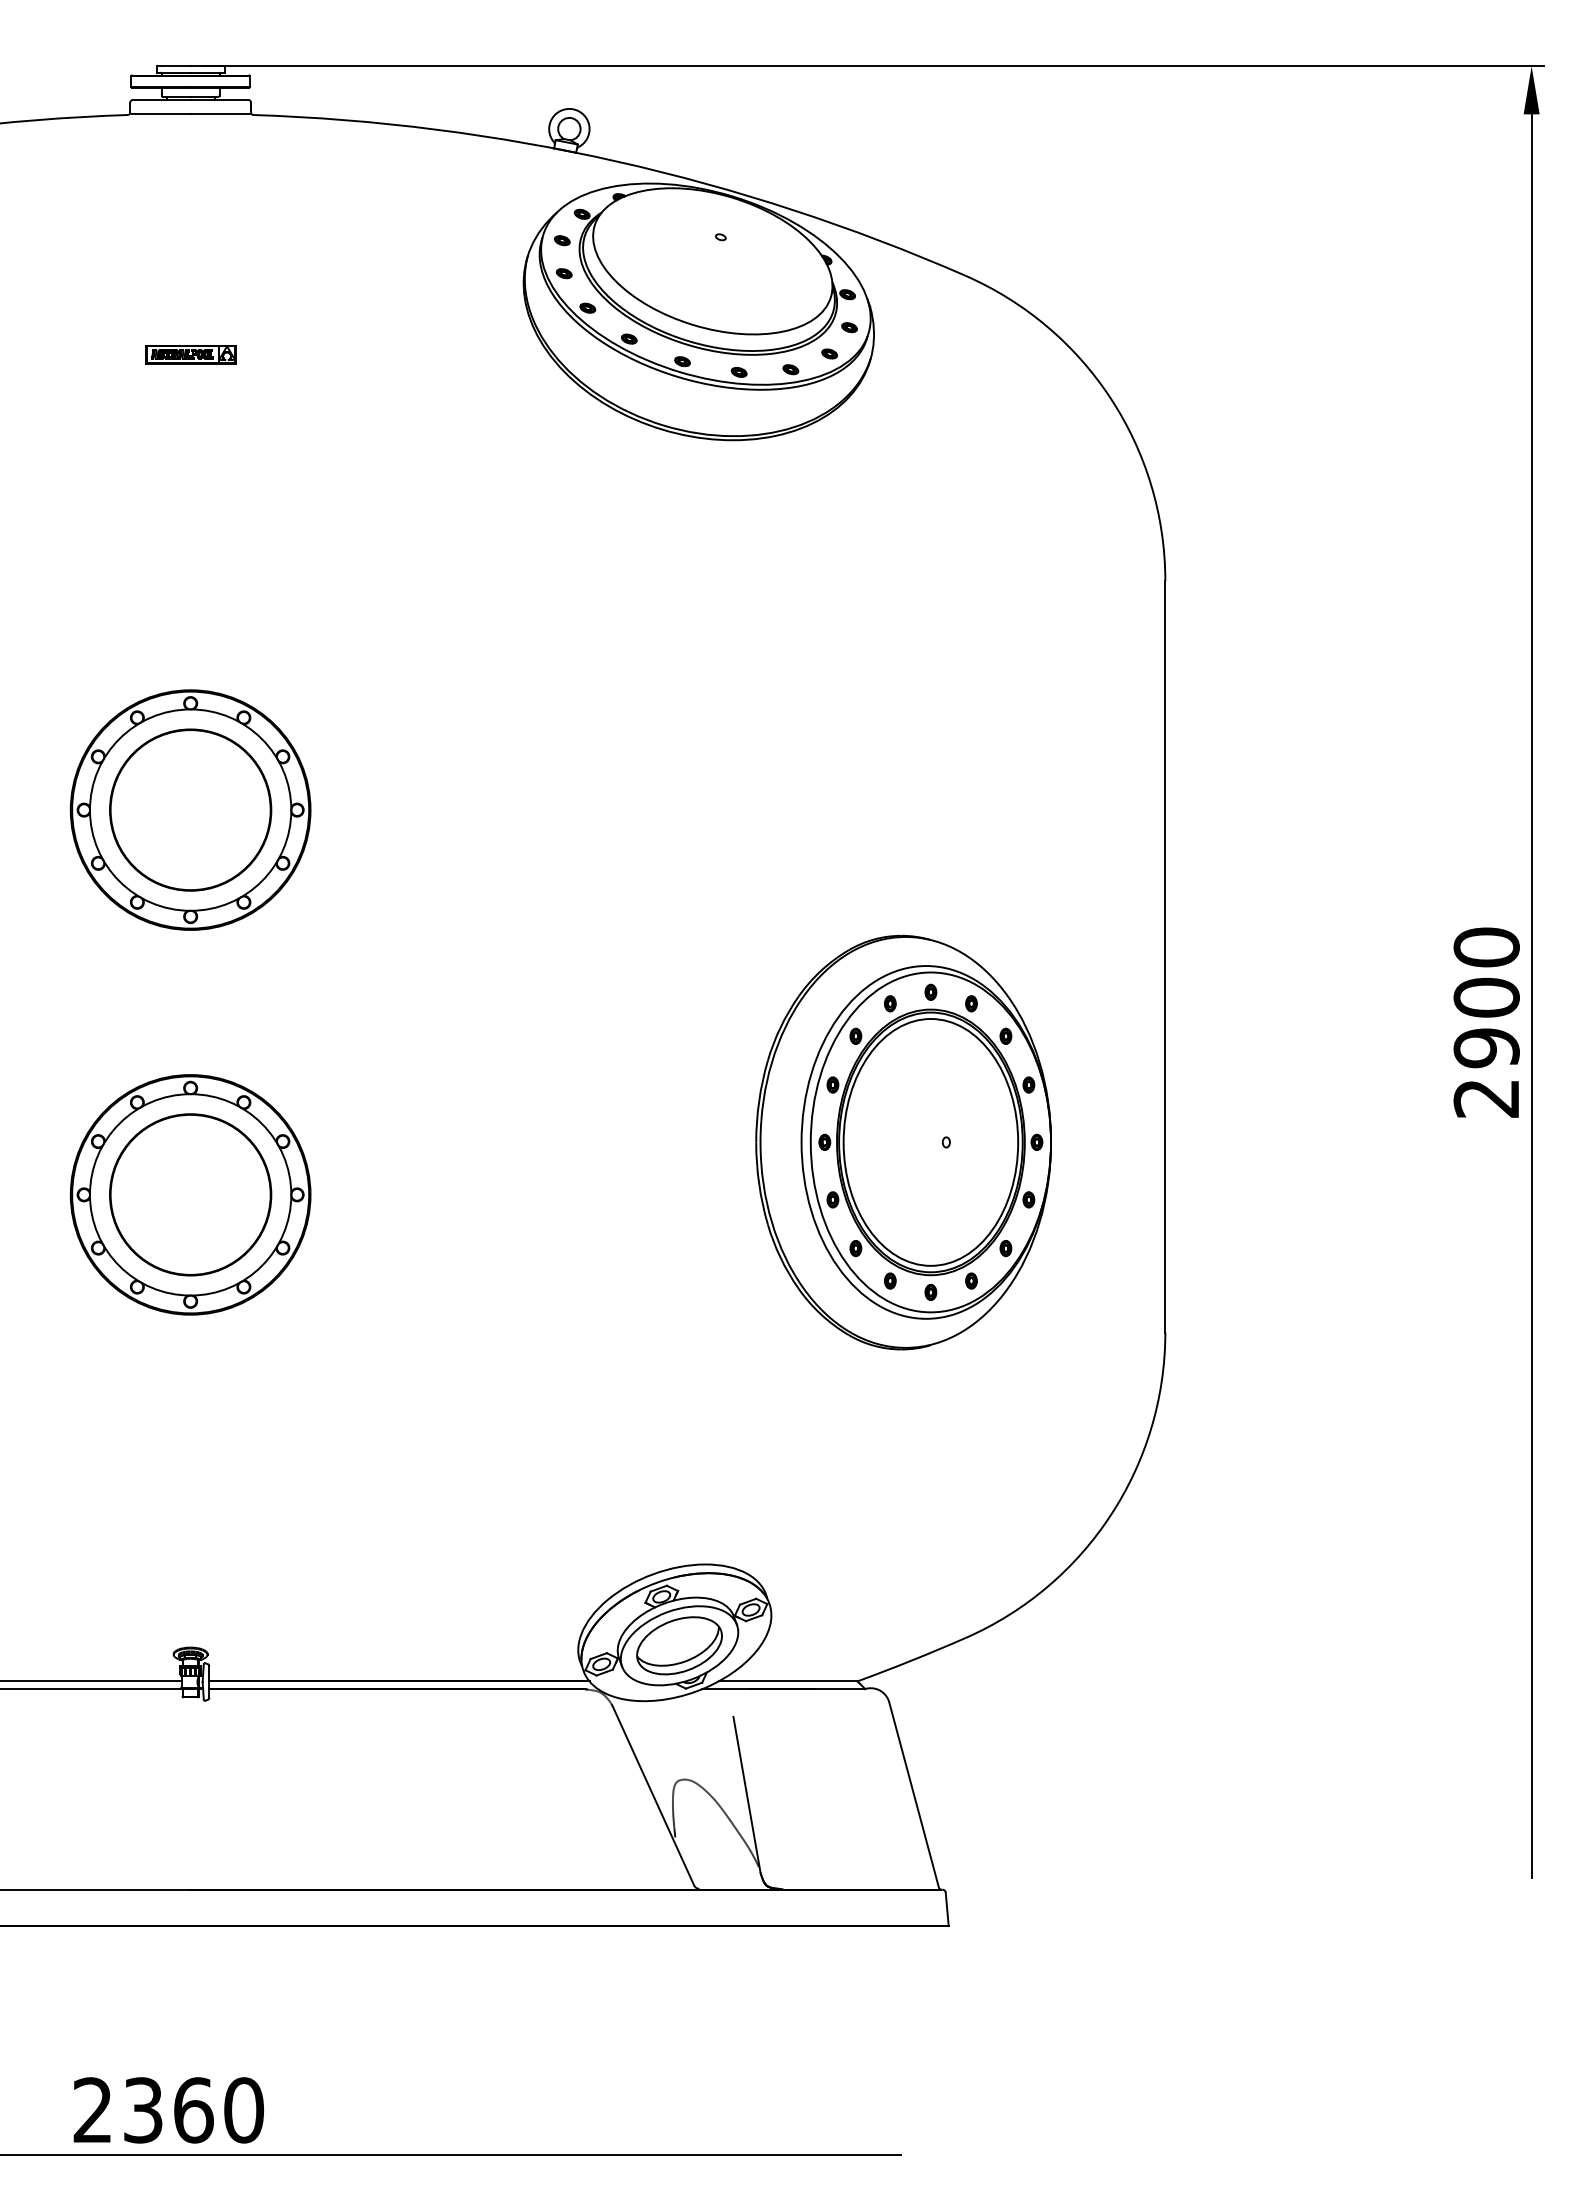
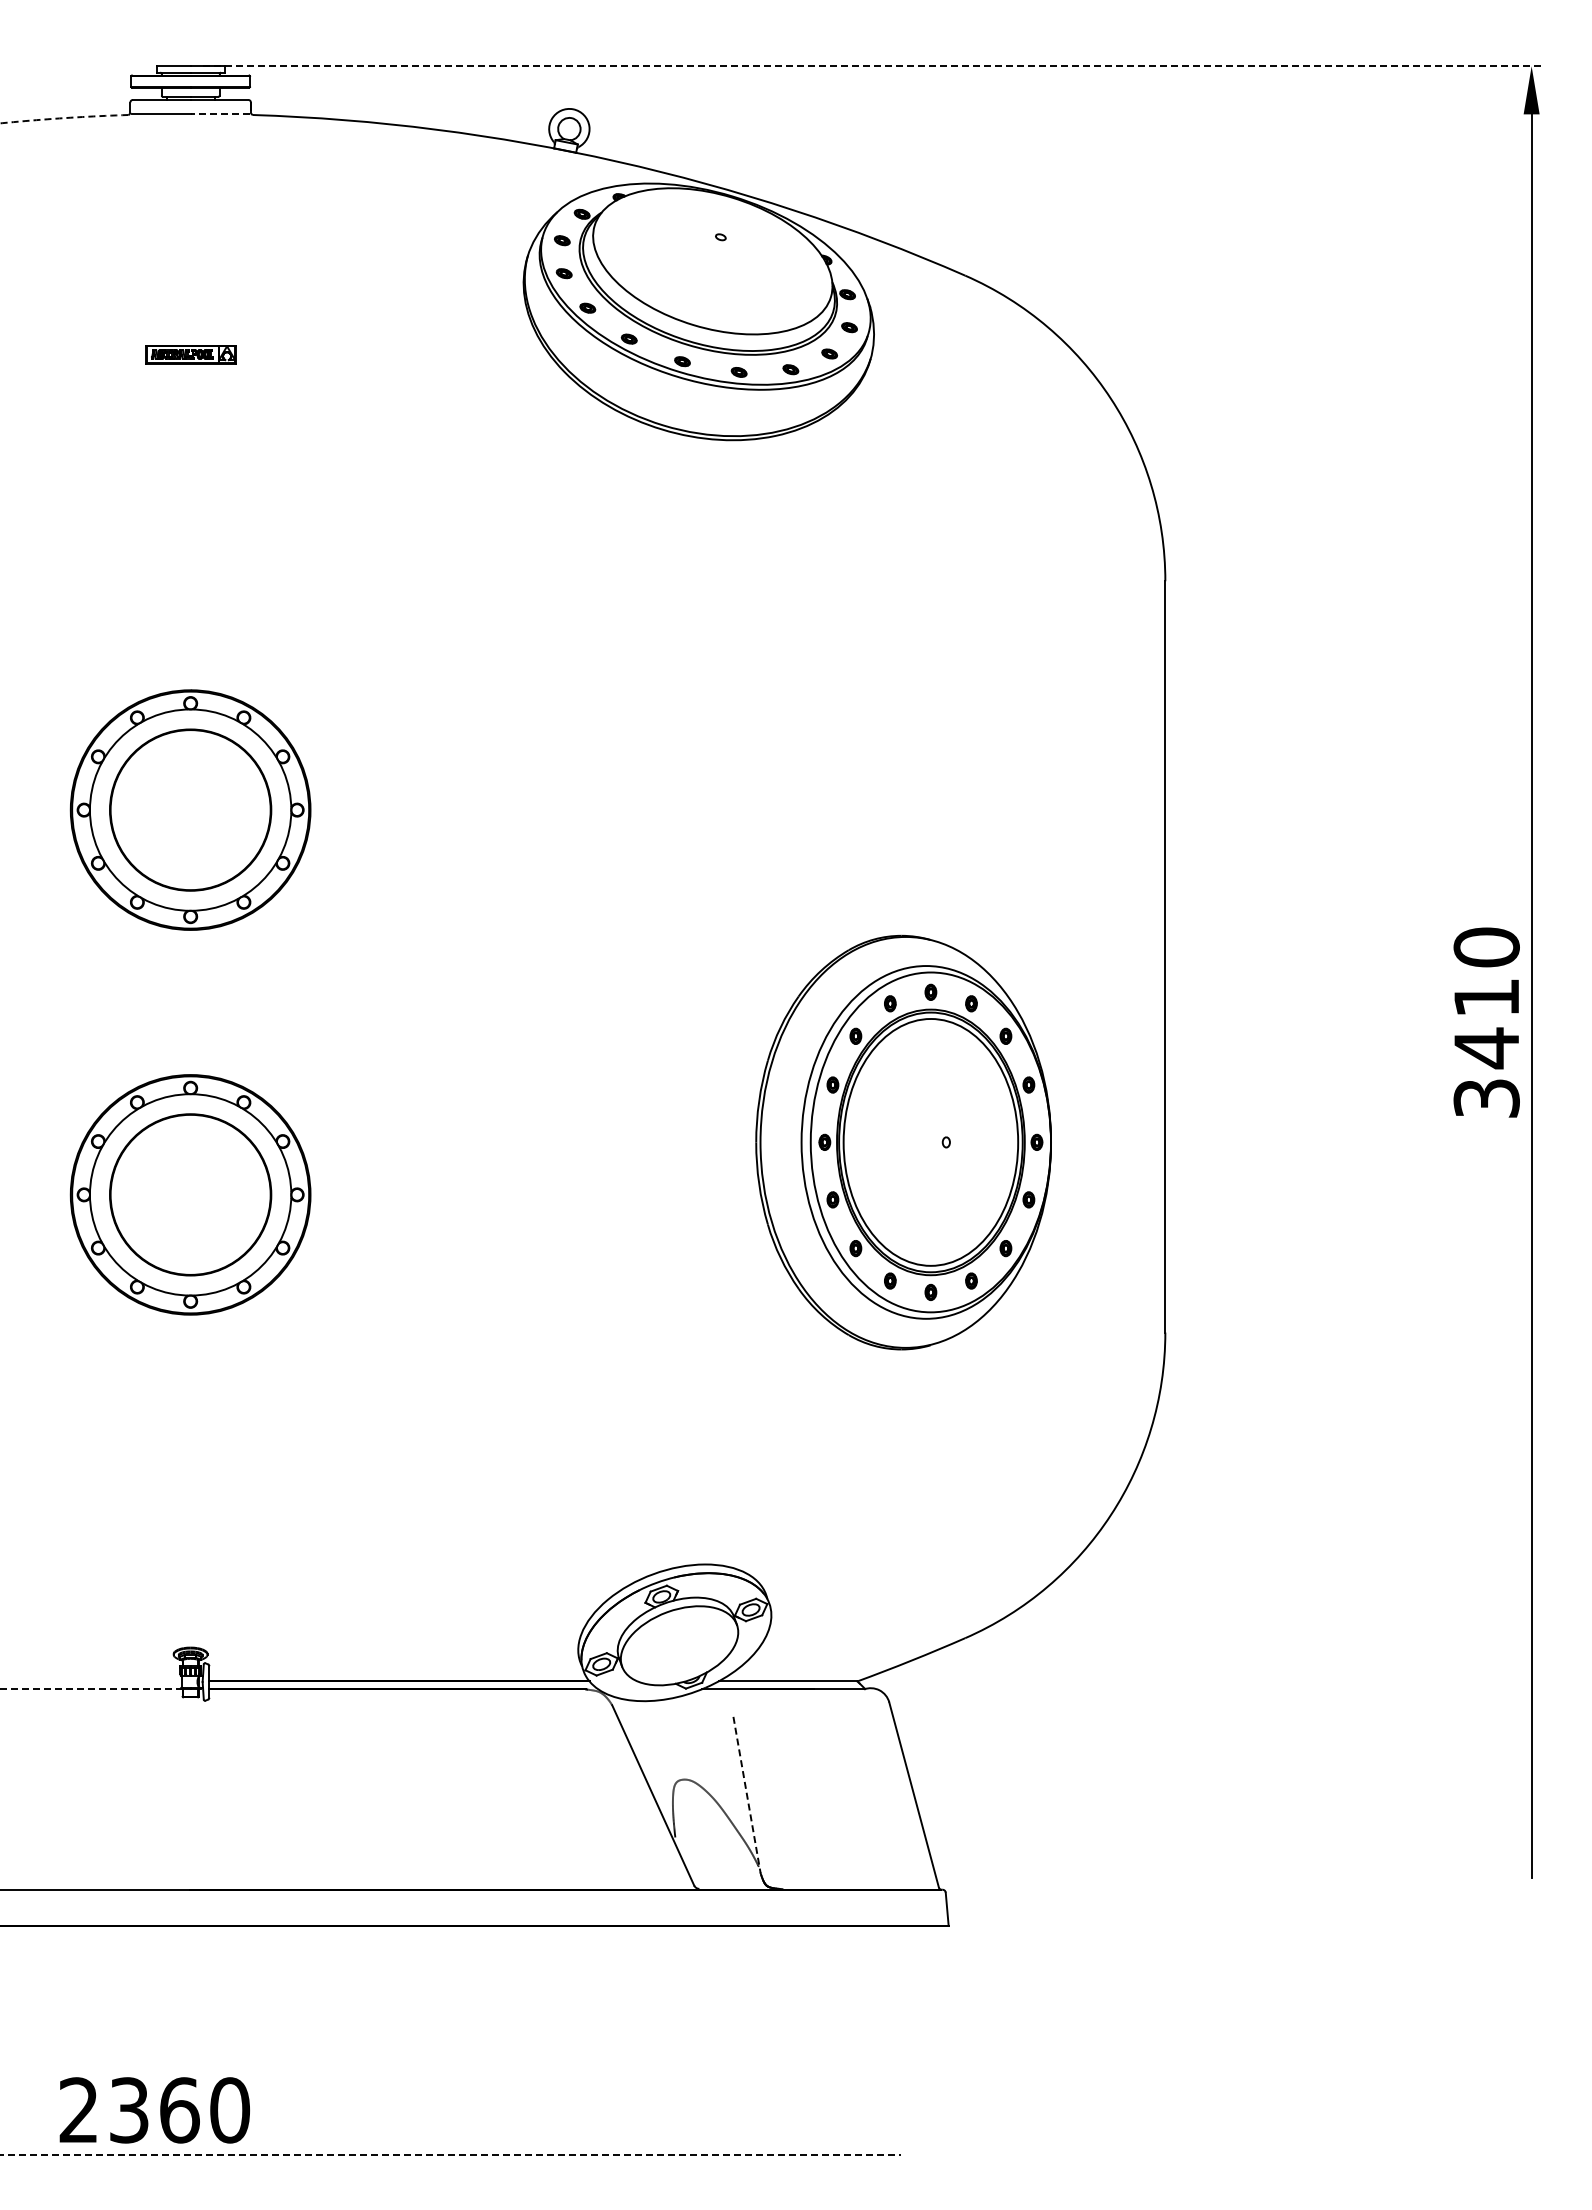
line: solid -> dashed (874, 66)
line: solid -> dashed (219, 114)
arc: solid -> dashed (64, 118)
text: 2900 -> 3410 (1486, 1047)
part: present -> none (679, 1645)
line: present -> none (91, 1681)
line: solid -> dashed (91, 1689)
line: solid -> dashed (747, 1795)
text position: (168, 2110) -> (154, 2110) (154, 2110)
line: solid -> dashed (450, 2155)
